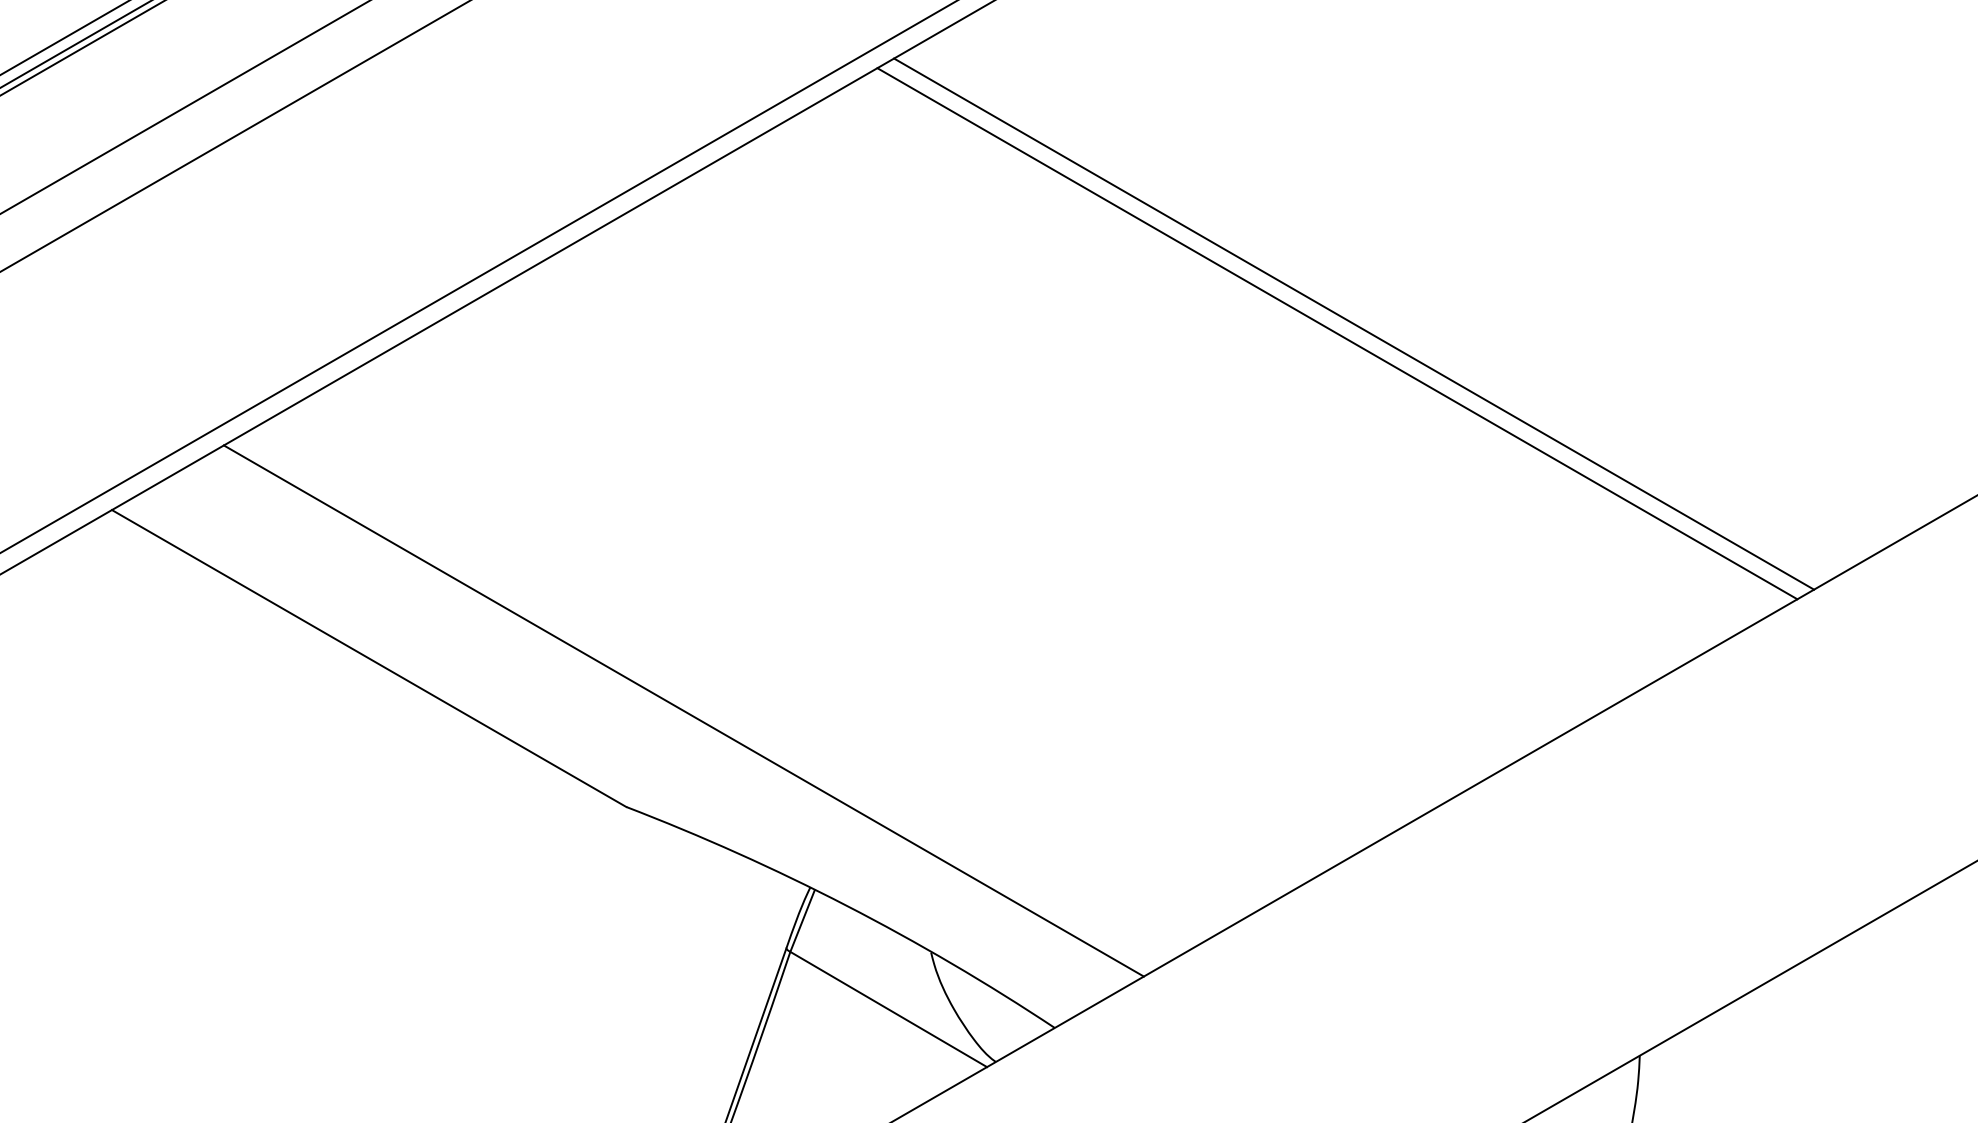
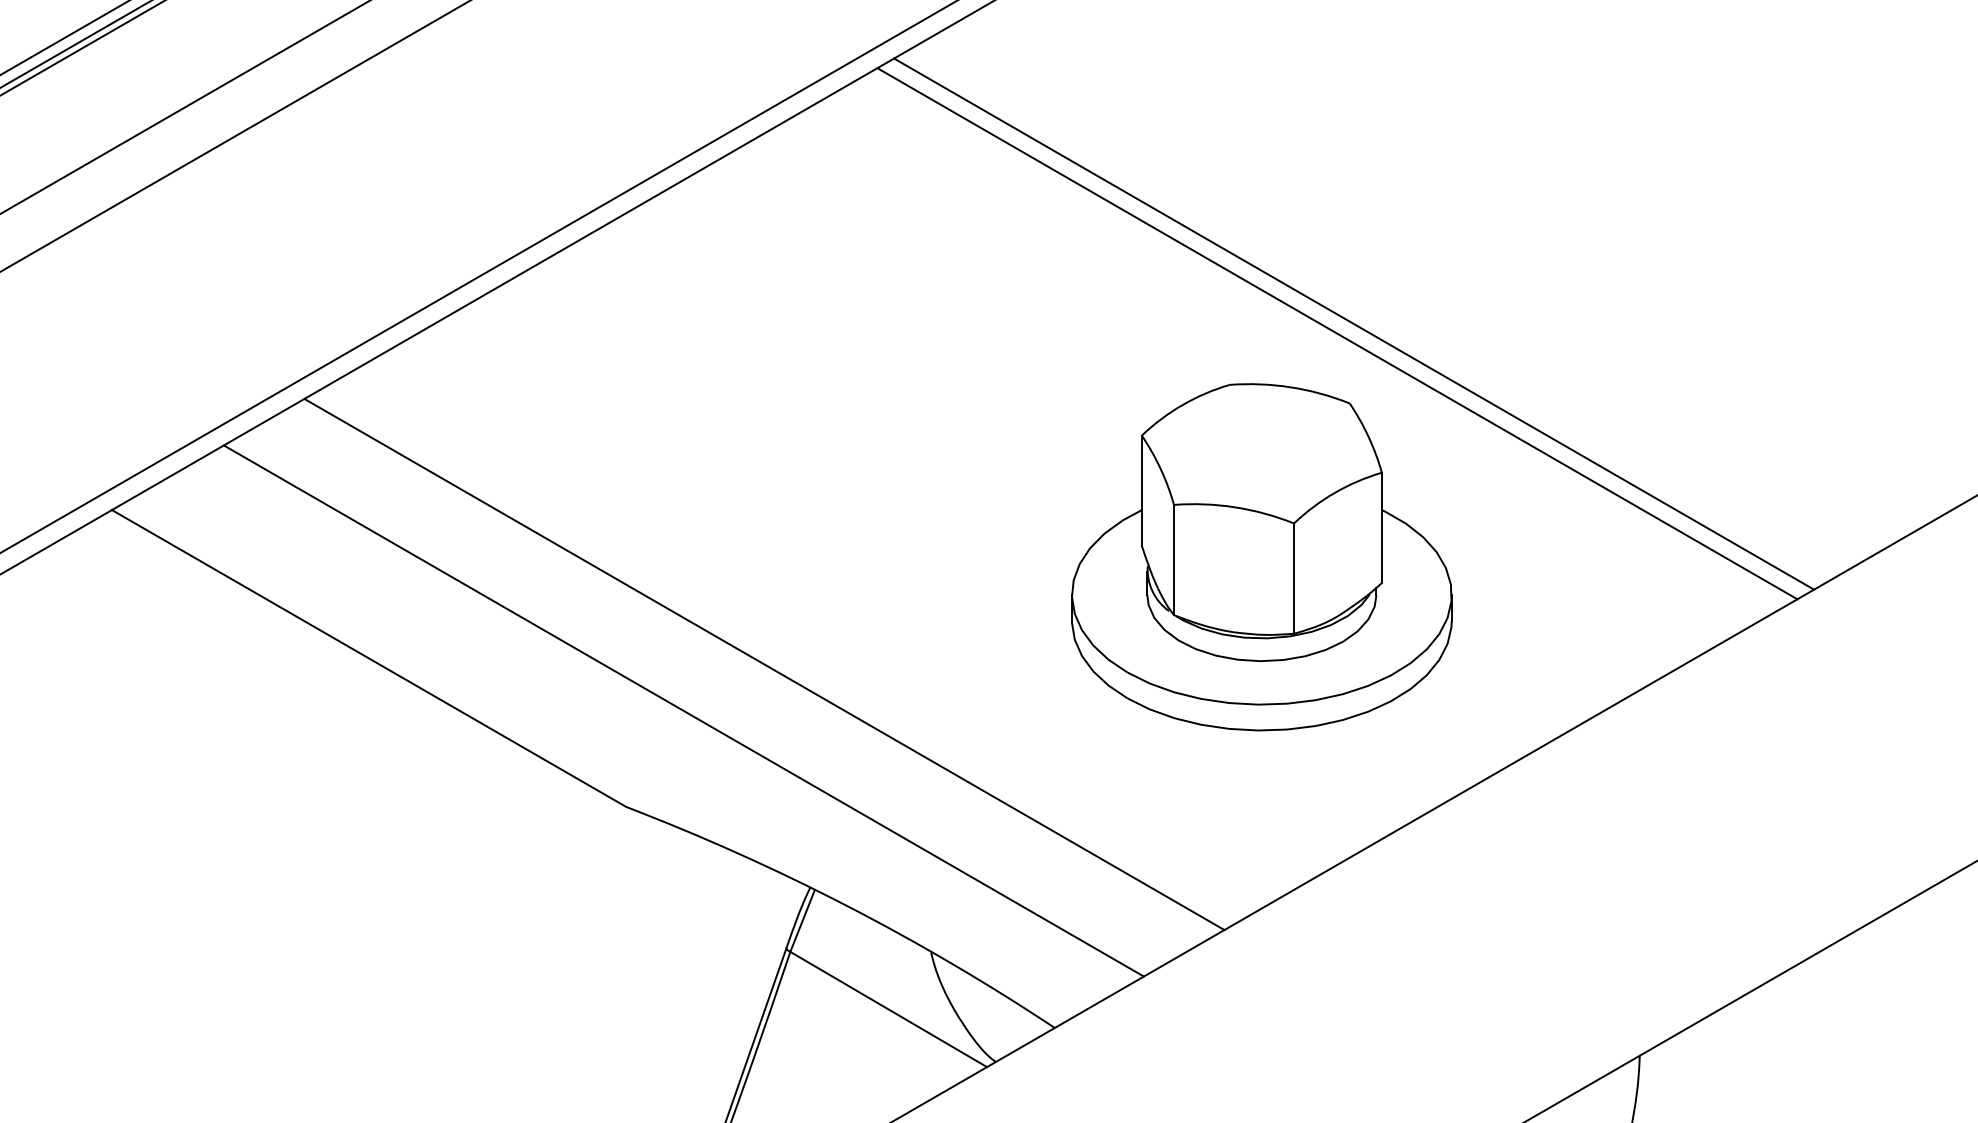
part: none -> present (1261, 557)
line: none -> present (764, 664)
